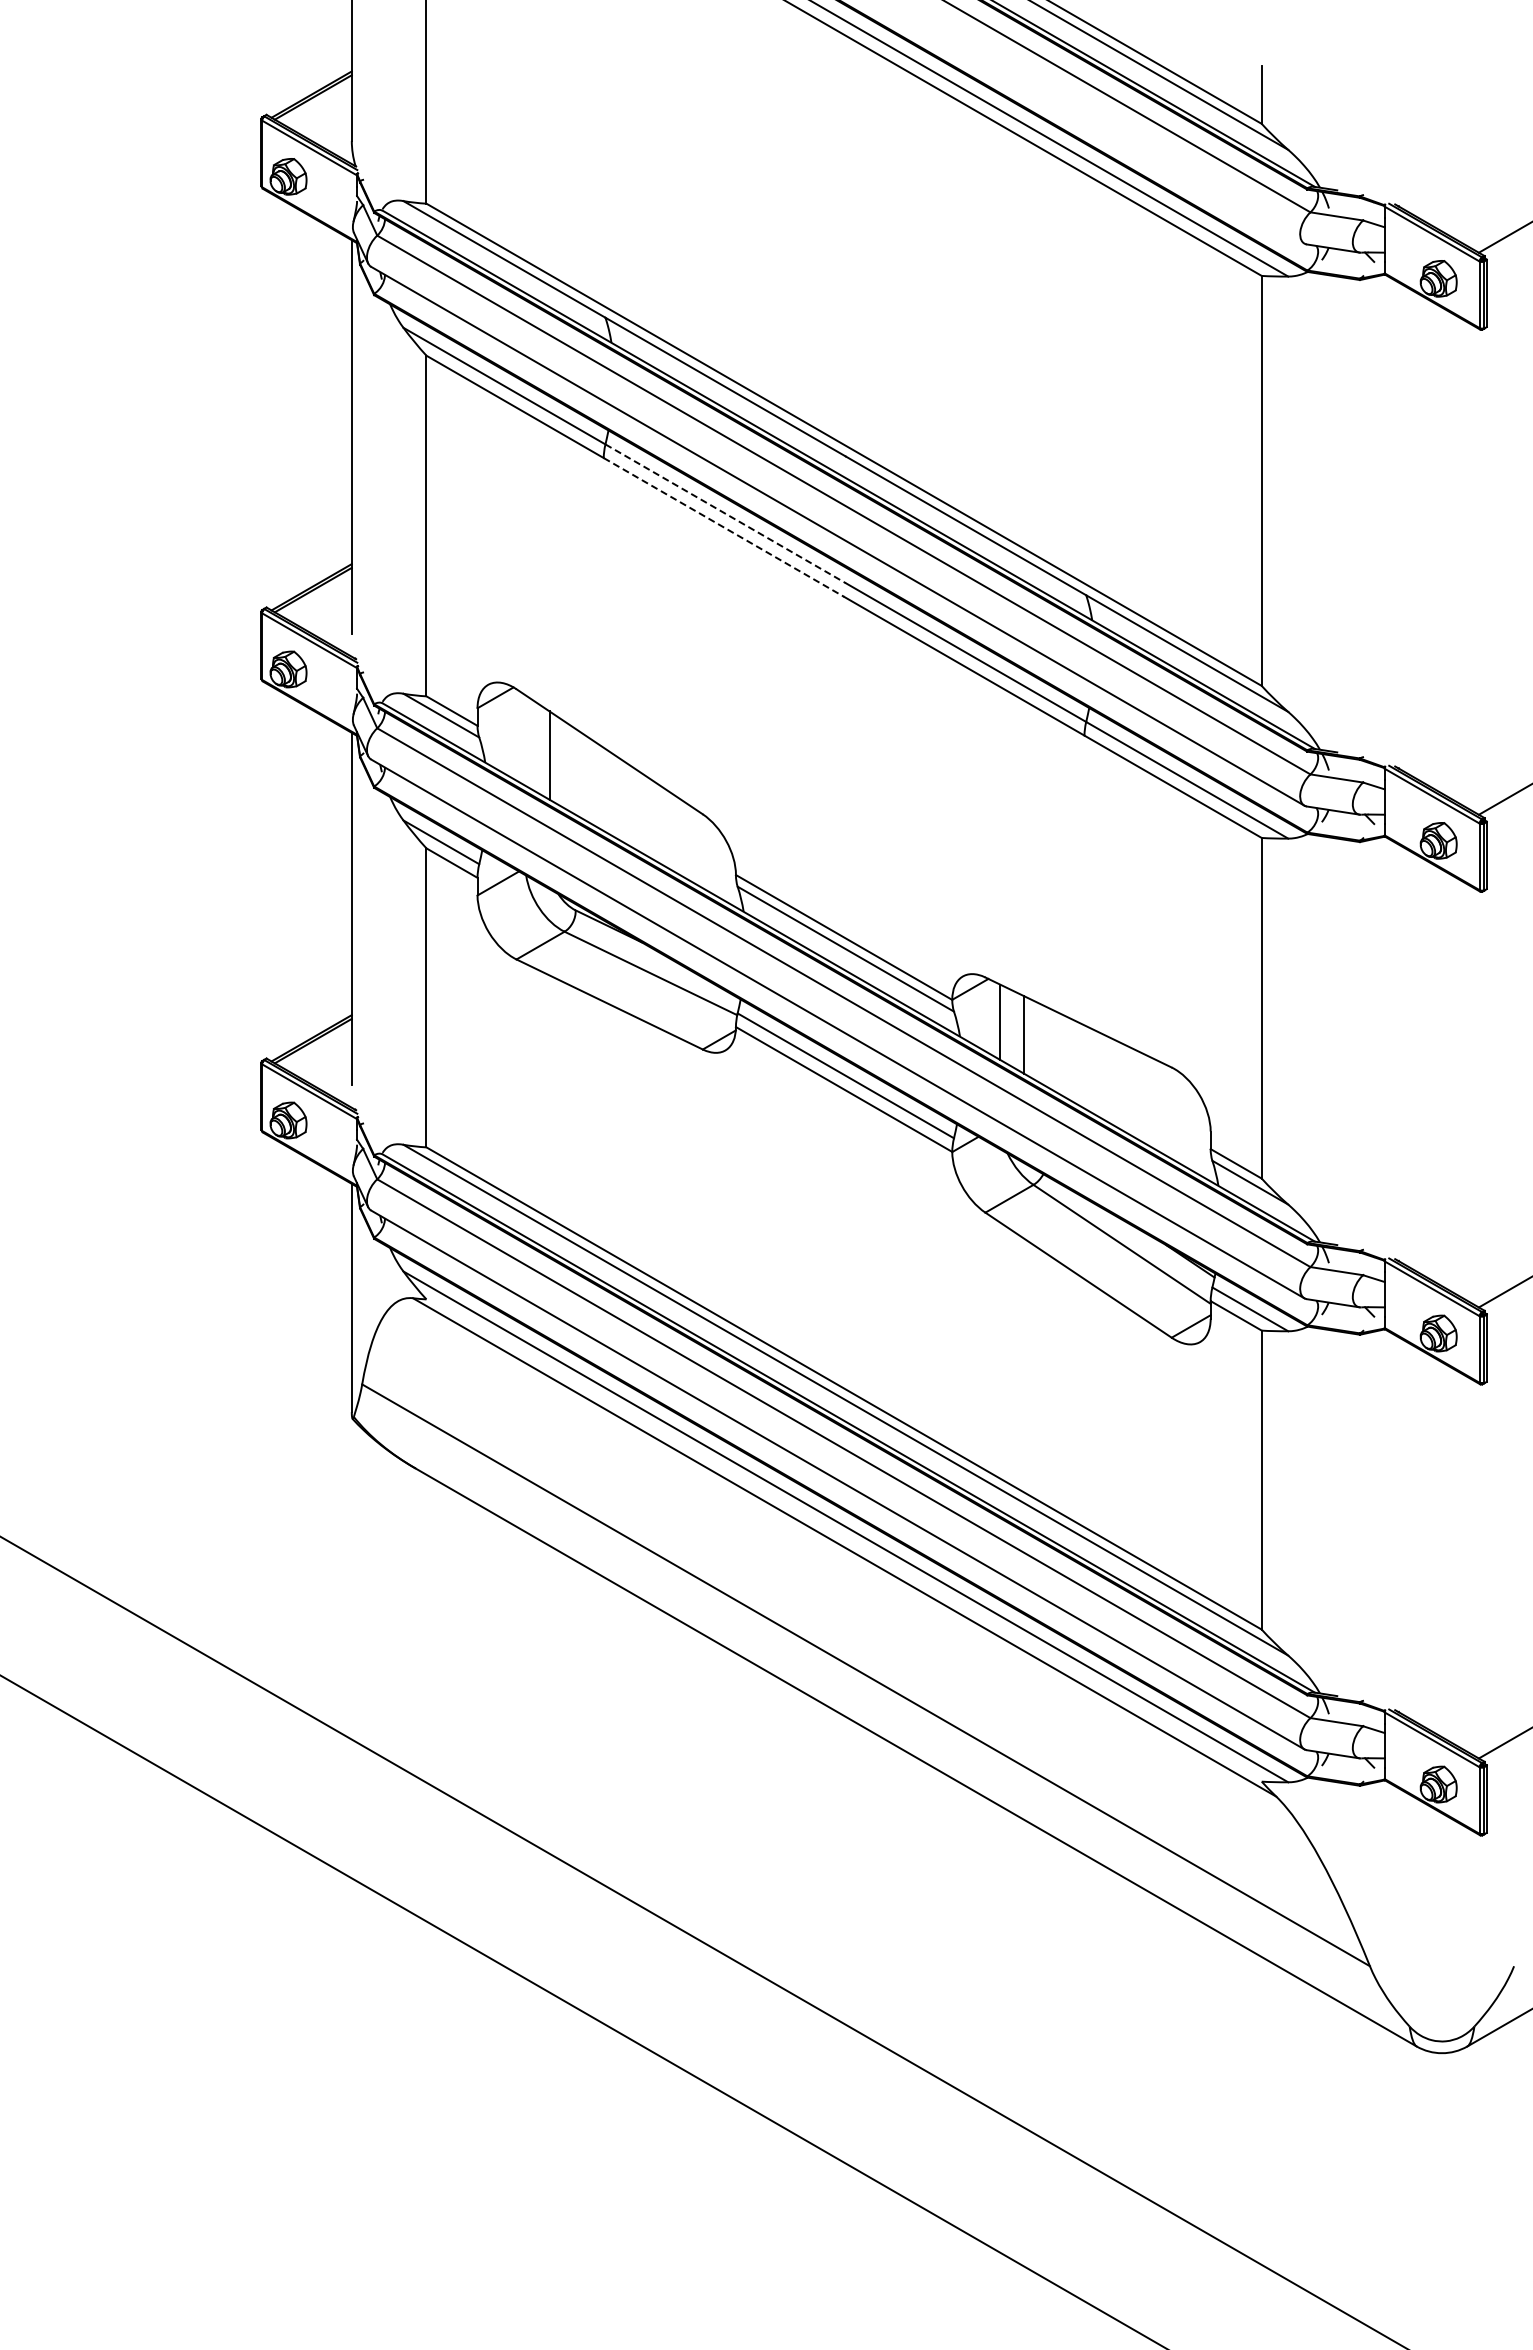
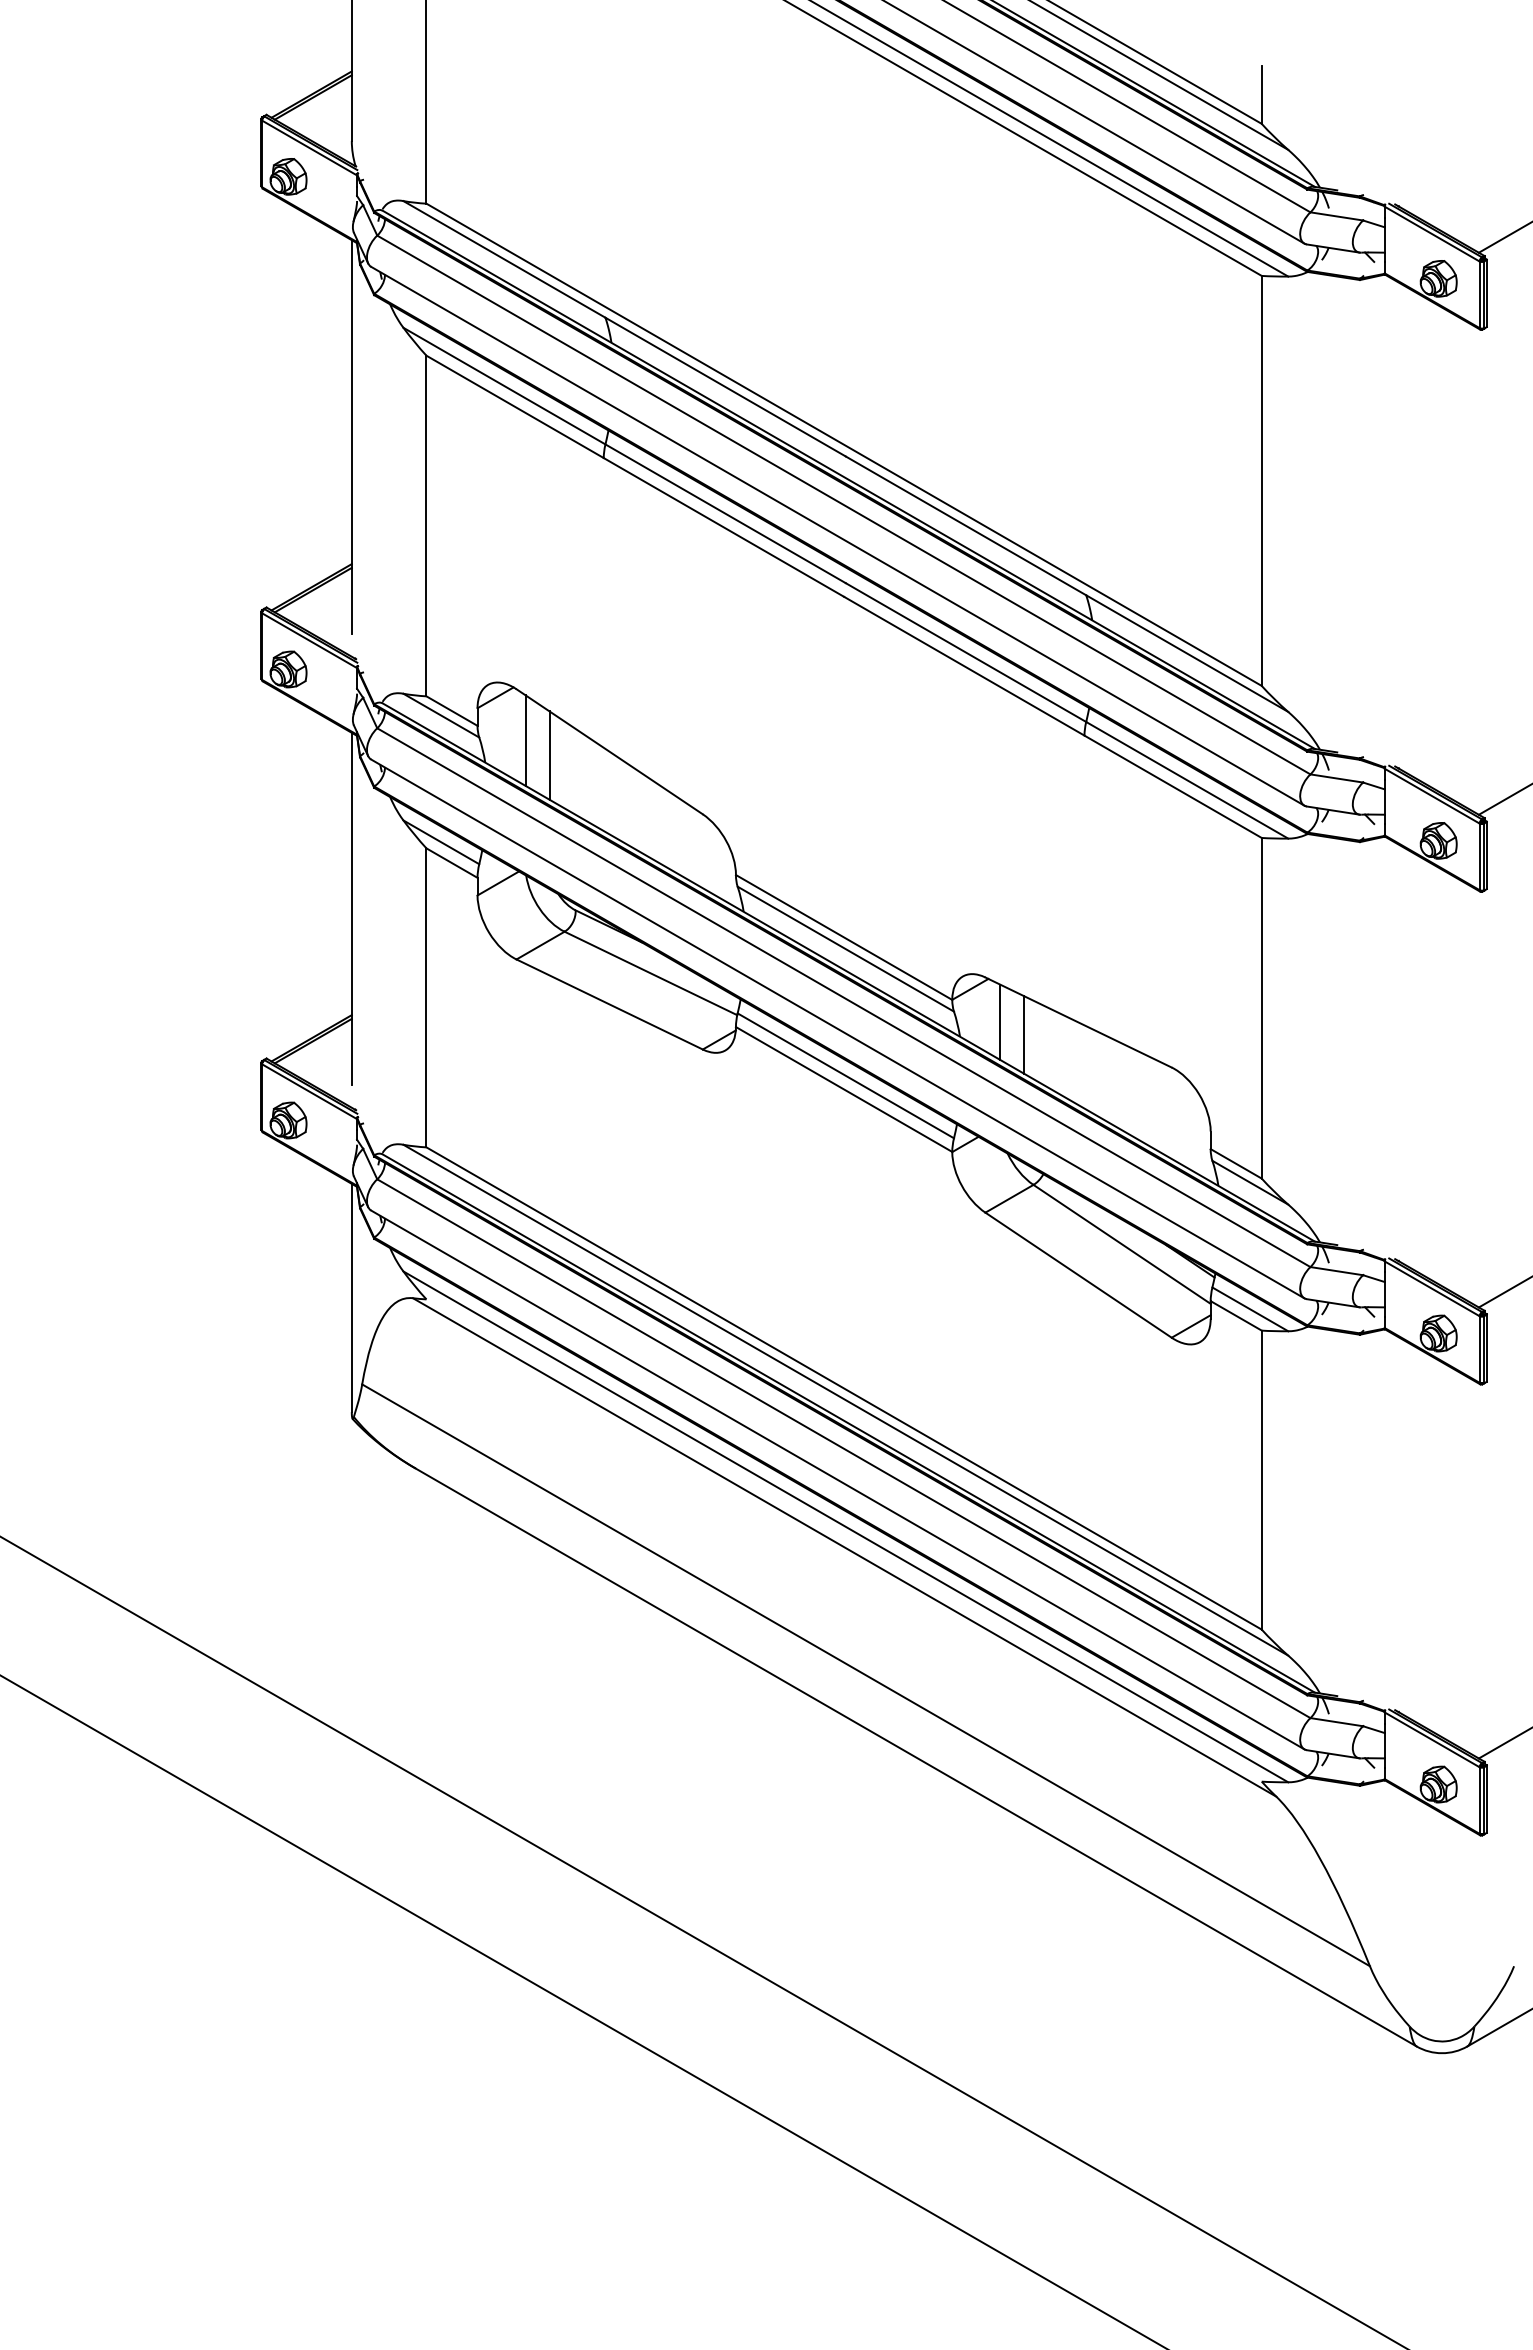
line: none -> present (1095, 122)
line: dashed -> solid (725, 513)
line: dashed -> solid (723, 527)
line: none -> present (525, 740)
